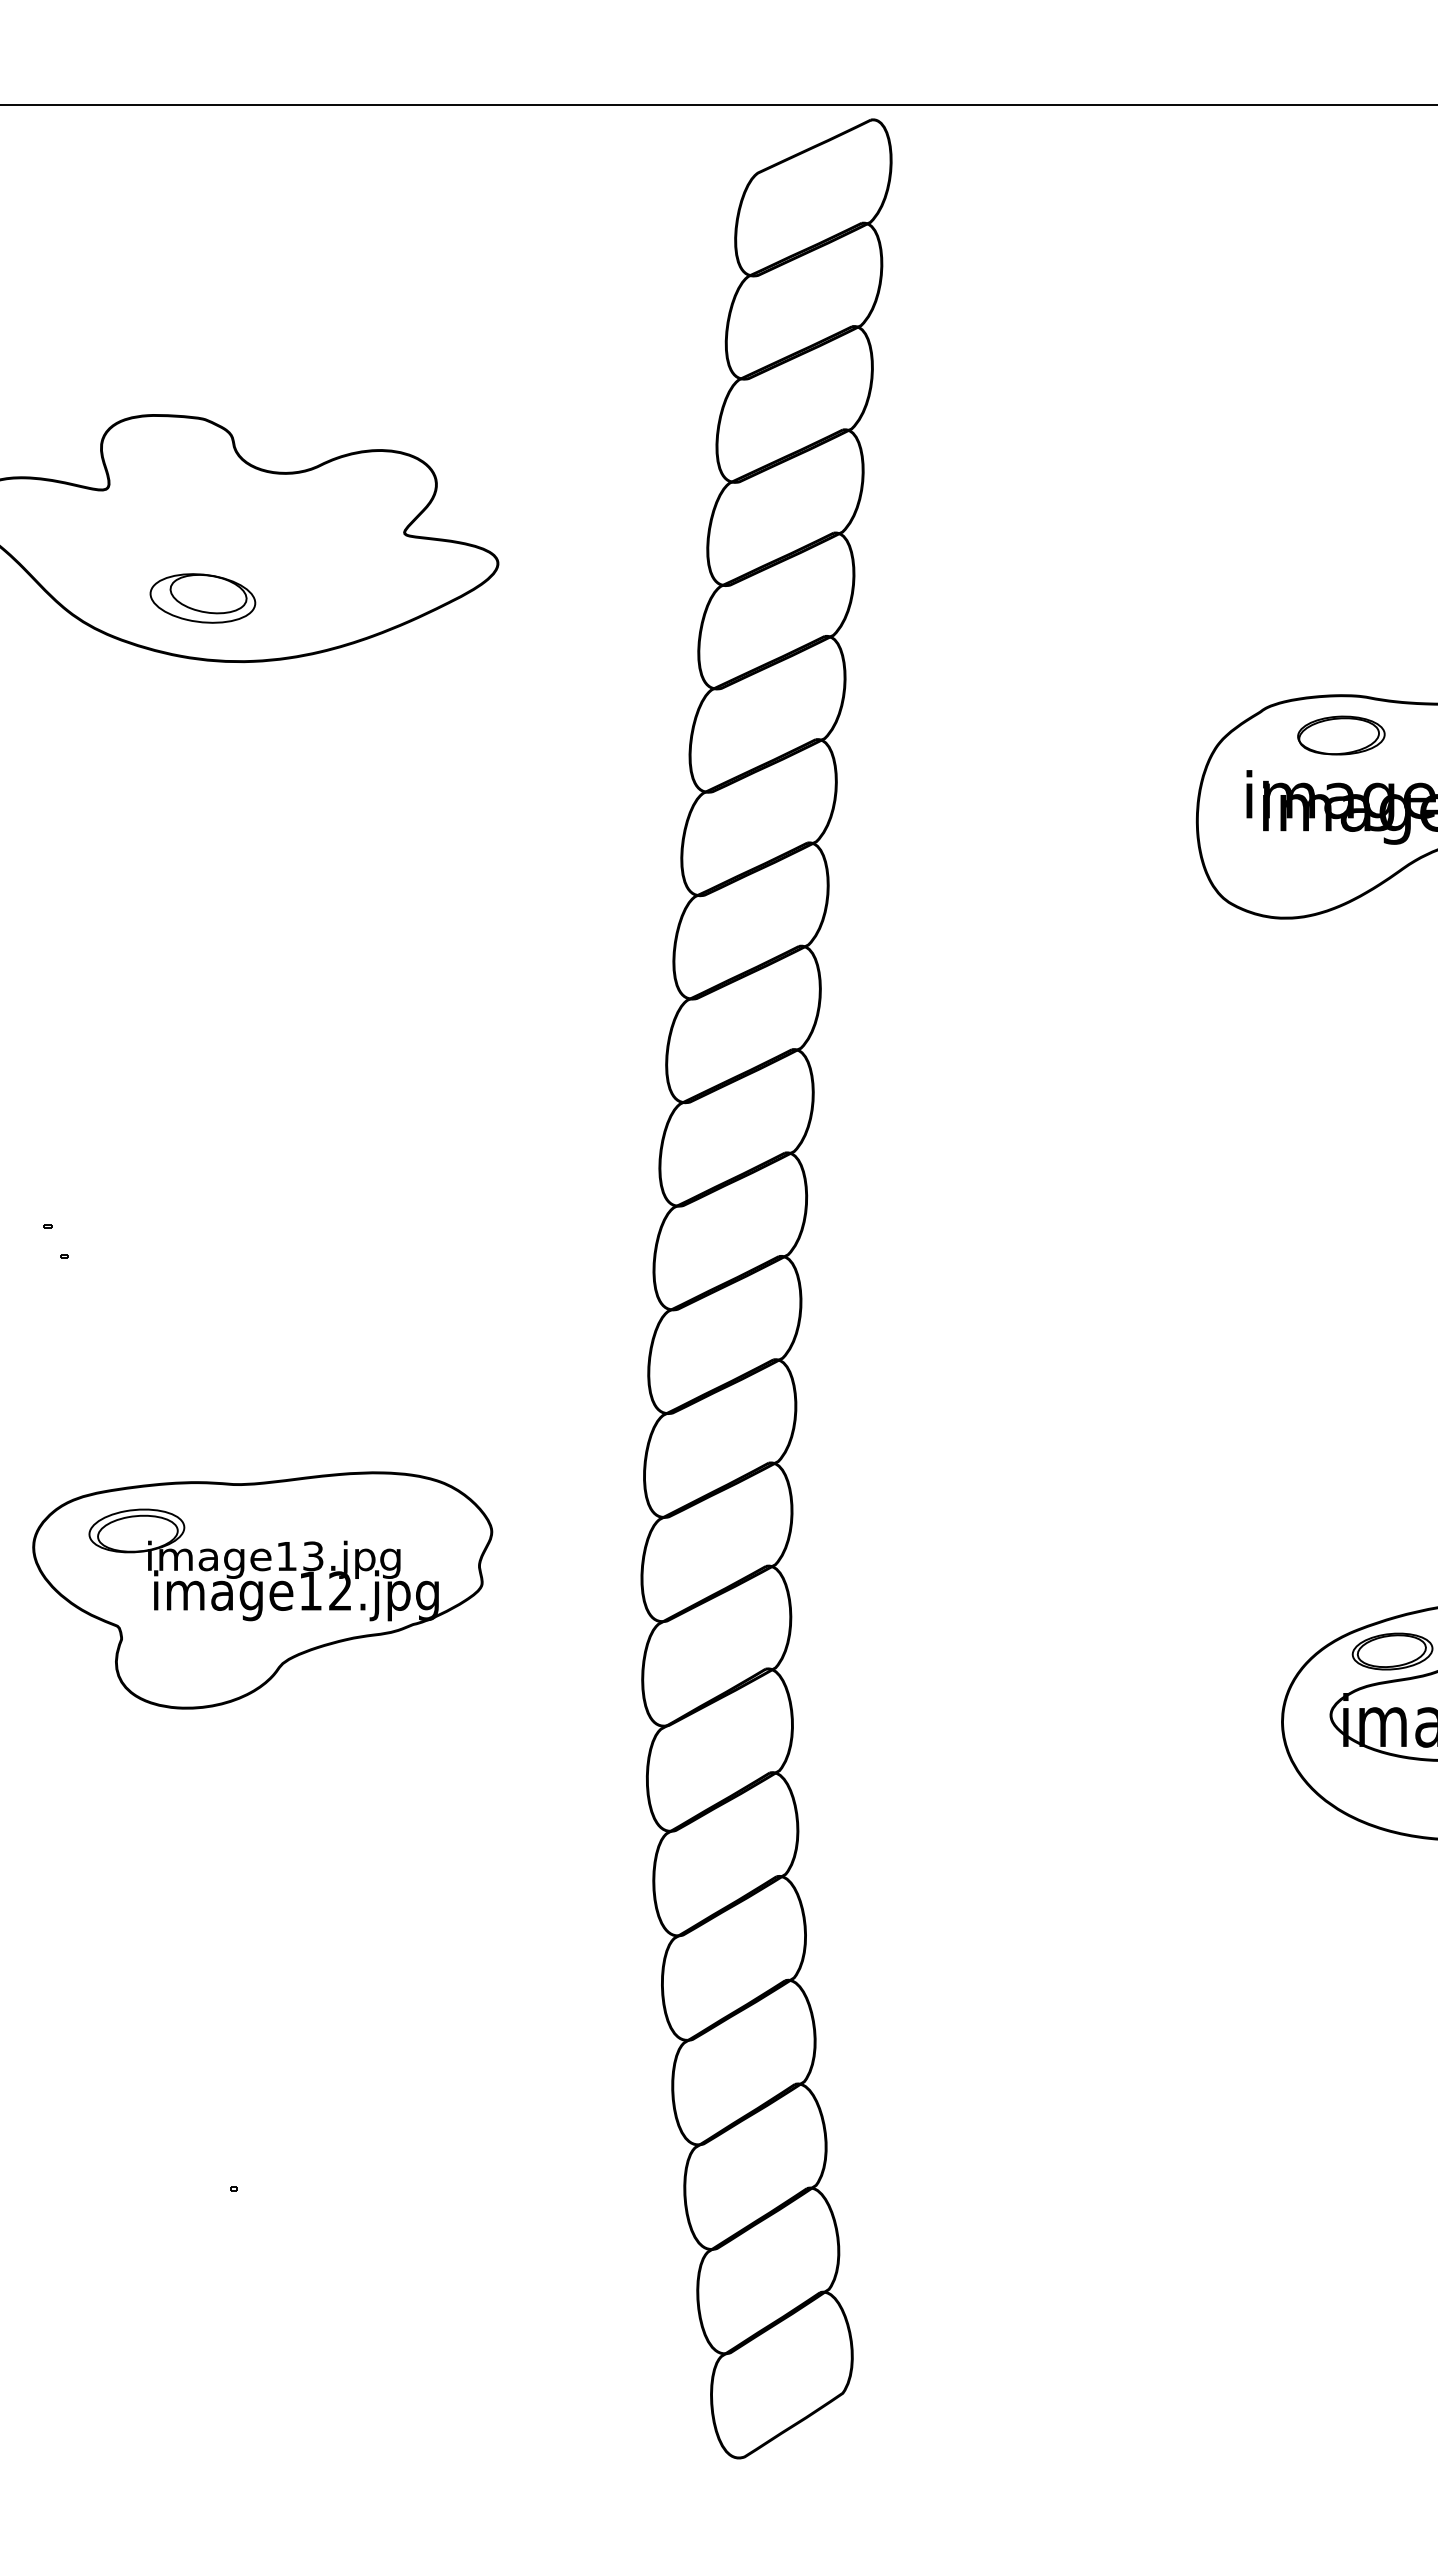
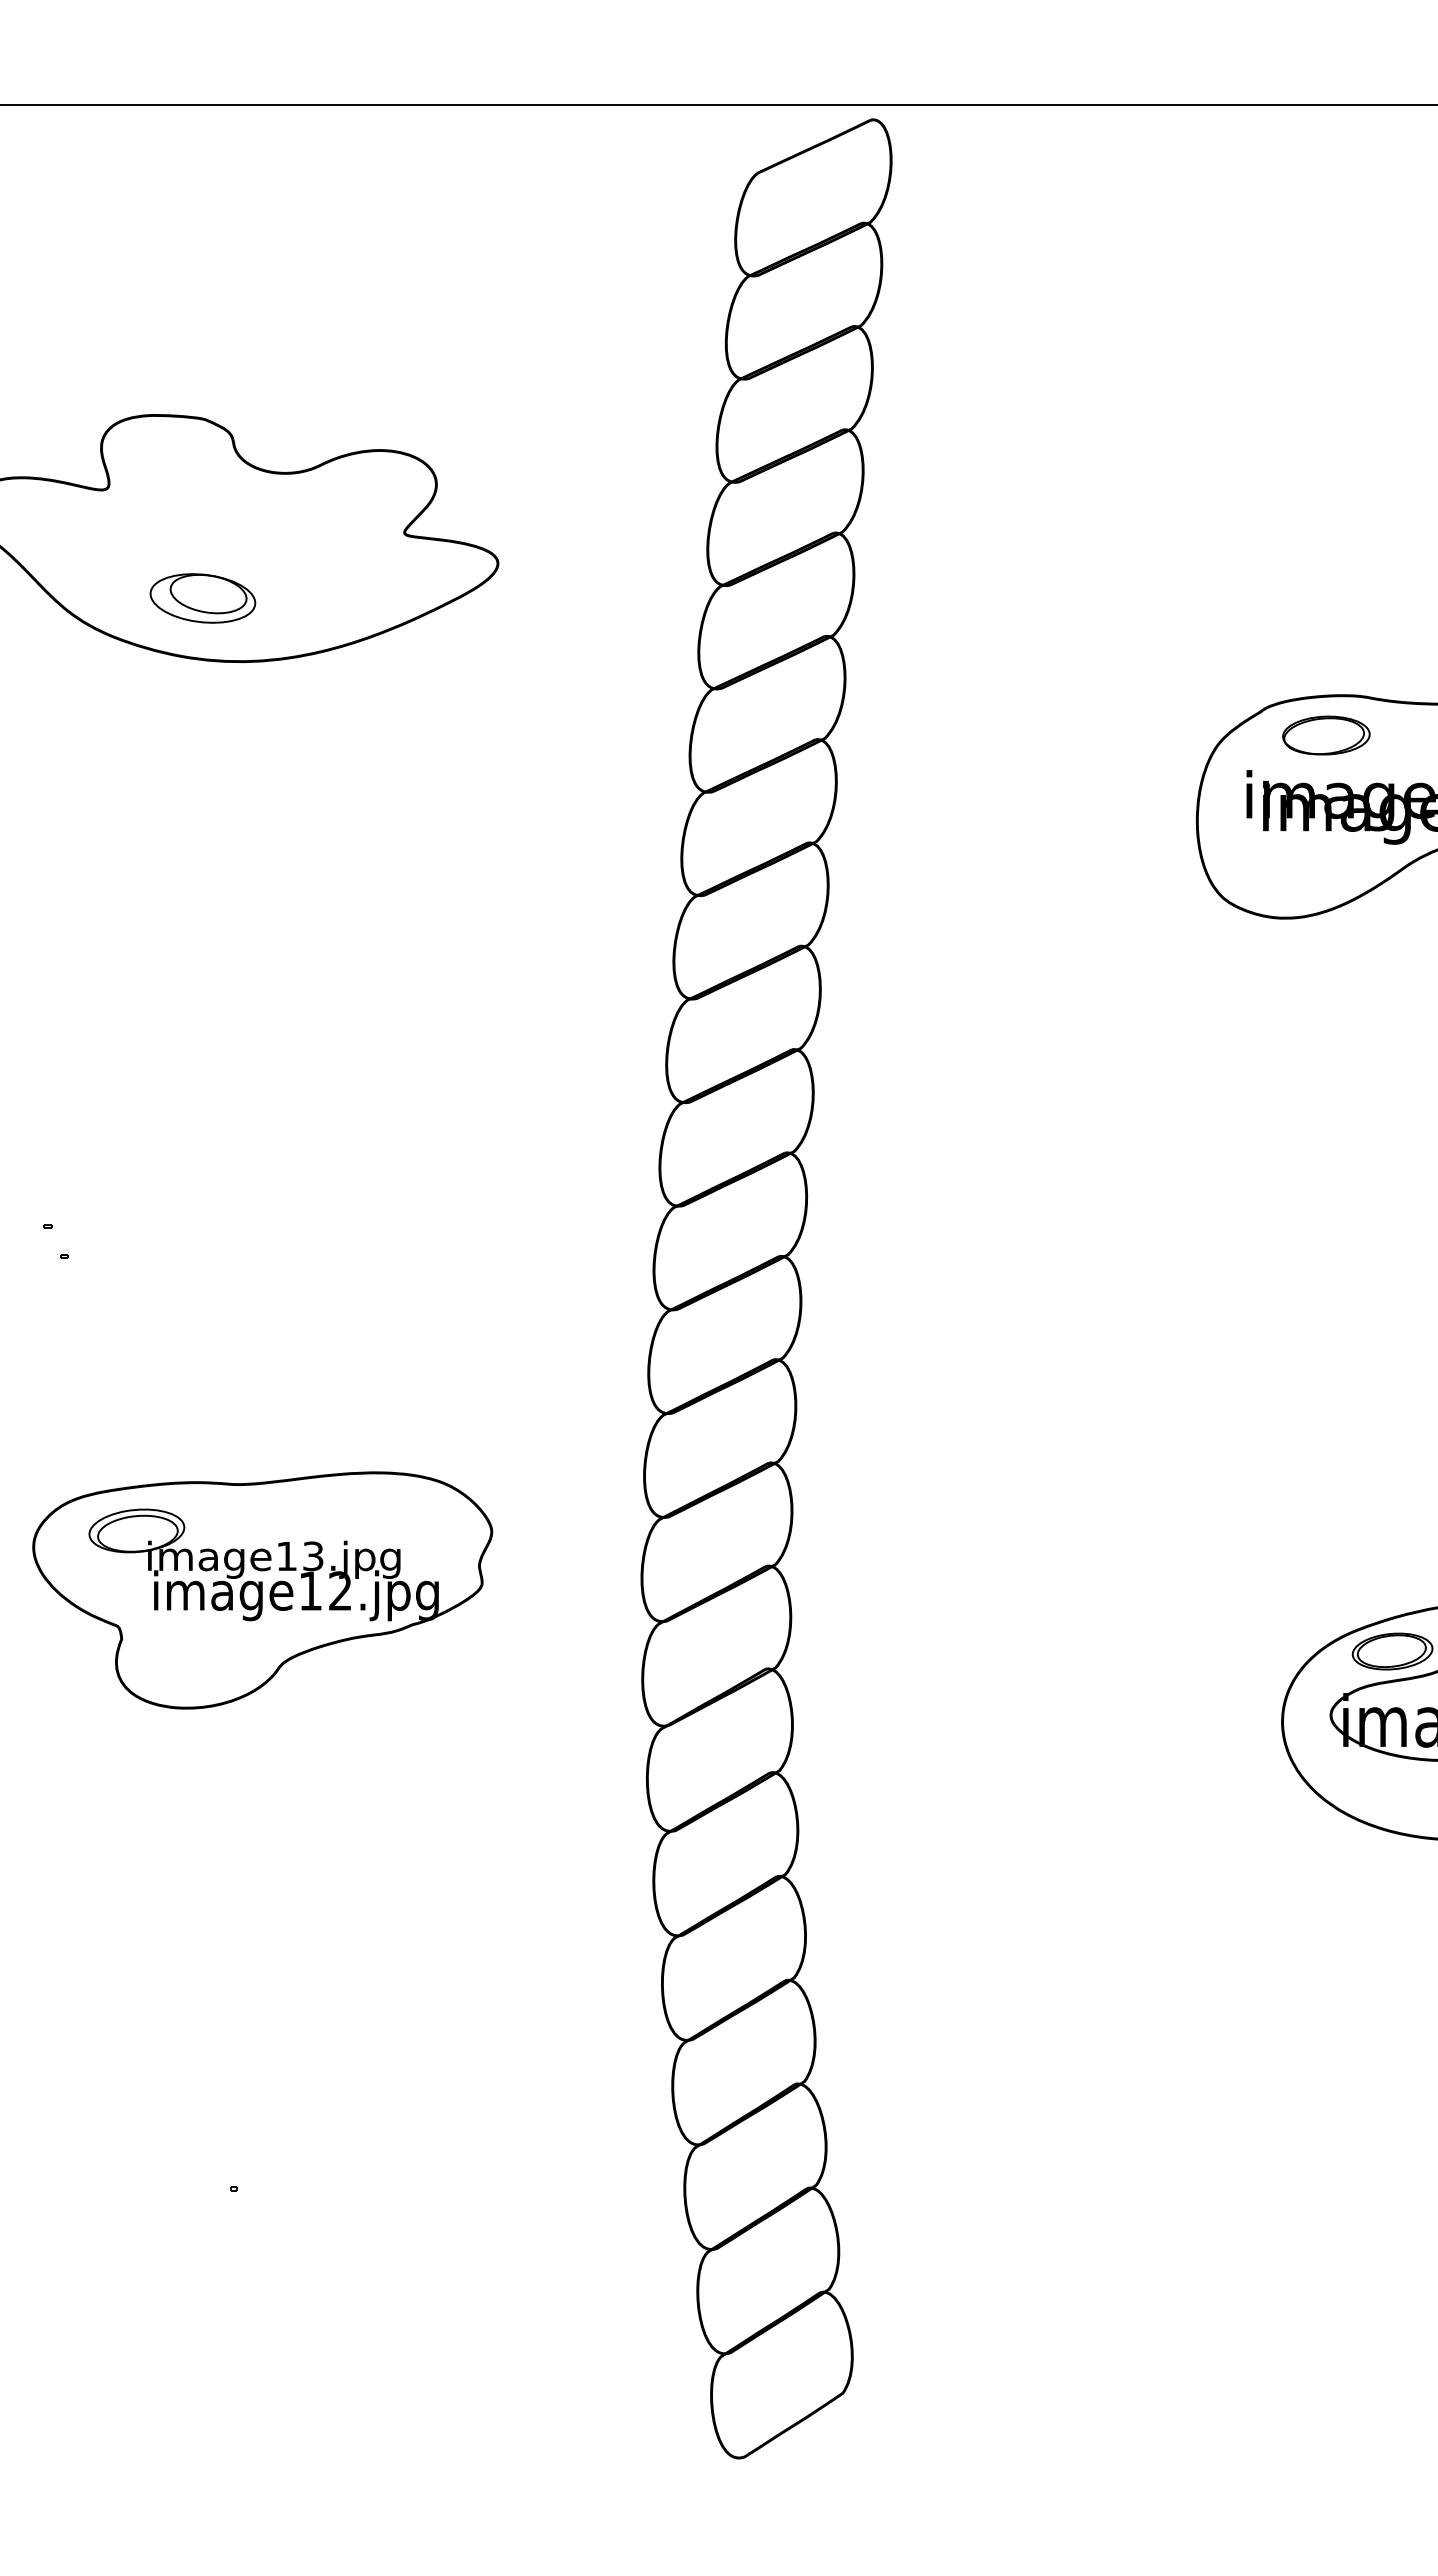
part position: (1341, 735) -> (1326, 735) (1326, 735)
